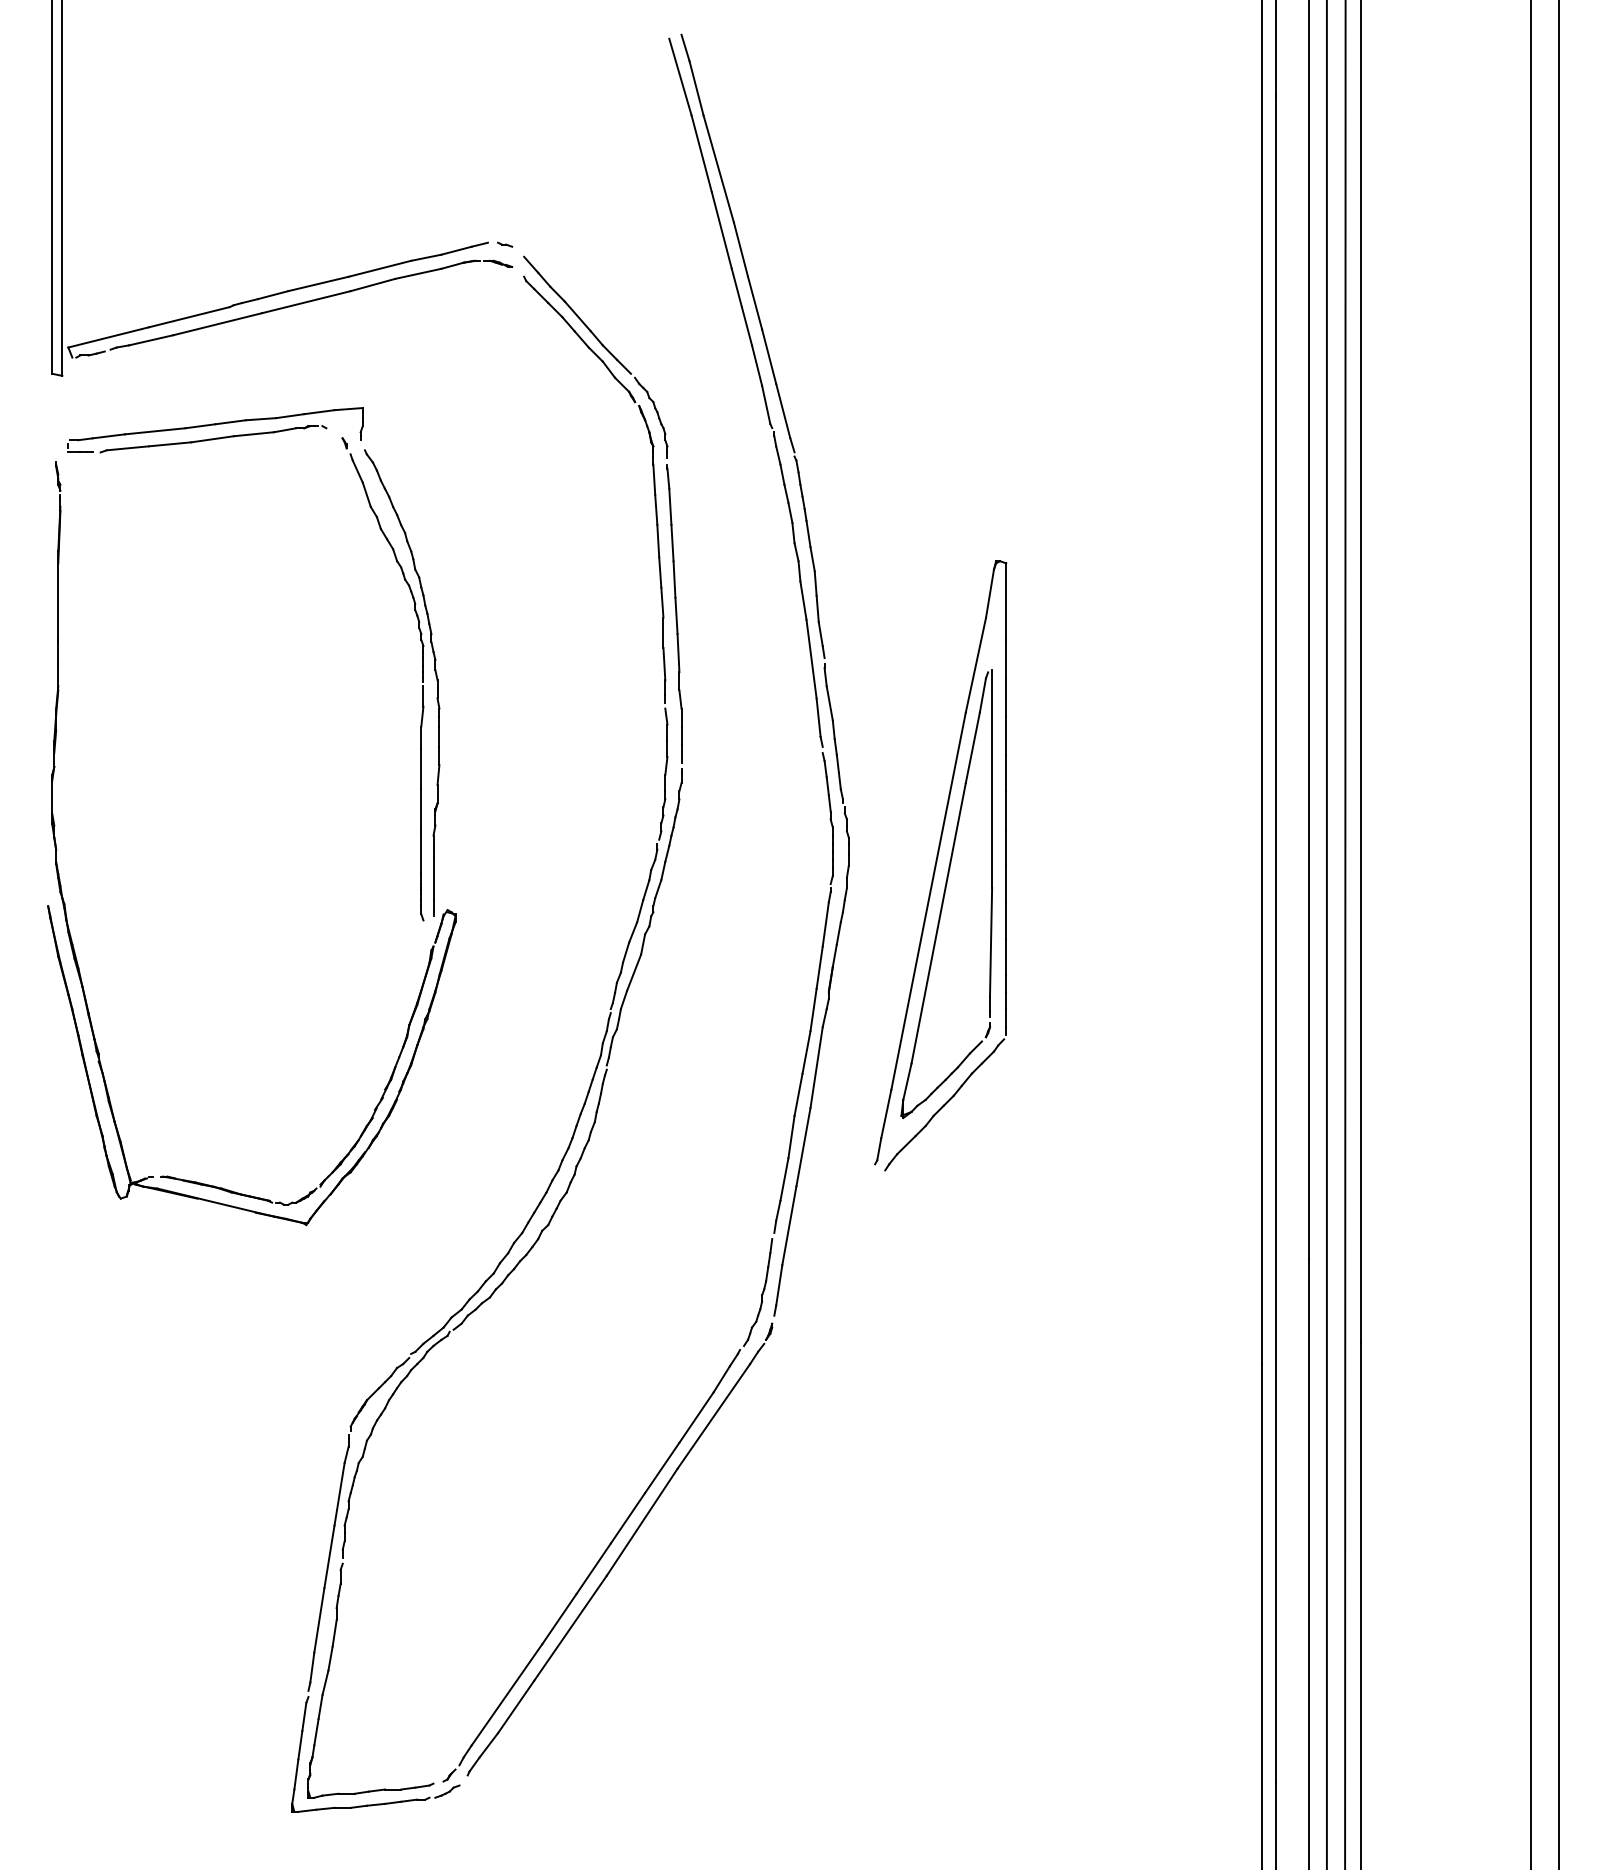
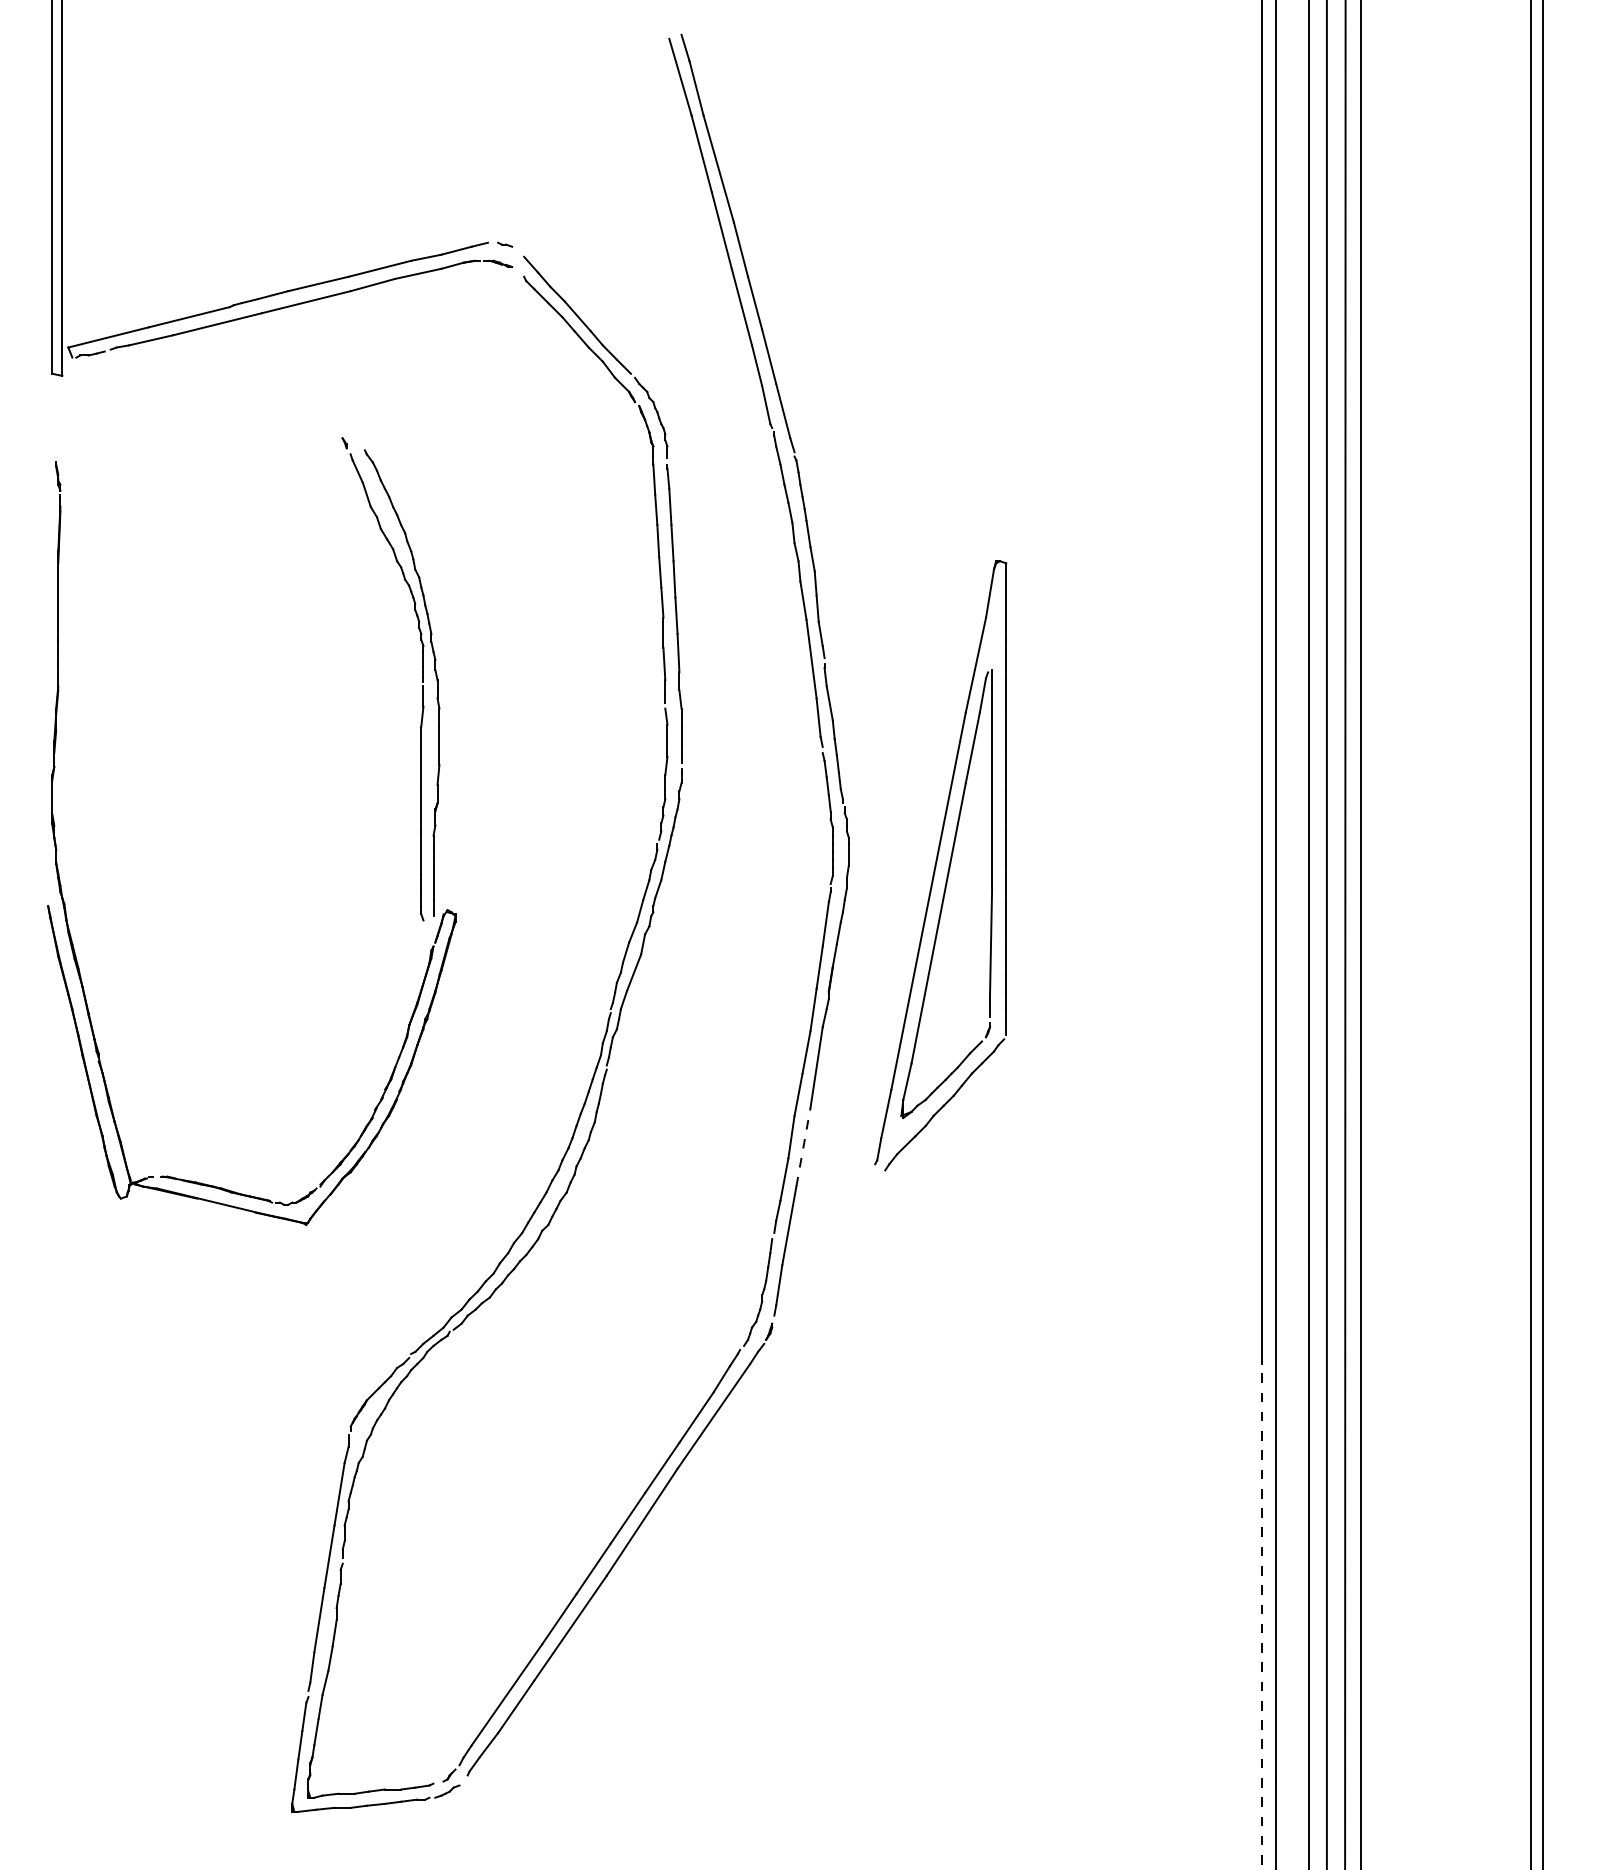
part: present -> none (215, 430)
line position: (1558, 934) -> (1542, 934) (1542, 934)
line: solid -> dashed (803, 1147)
line: solid -> dashed (1262, 1616)
